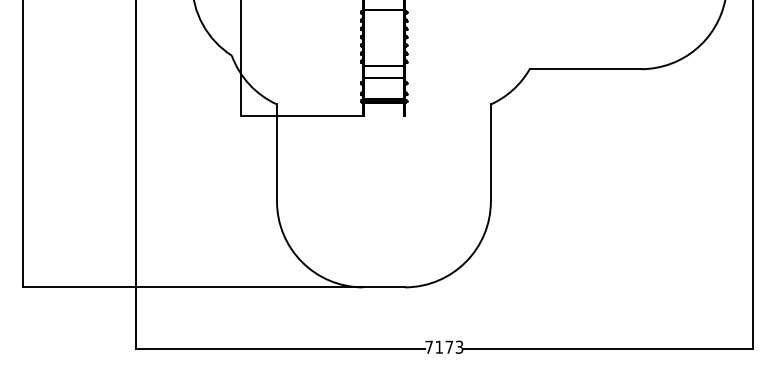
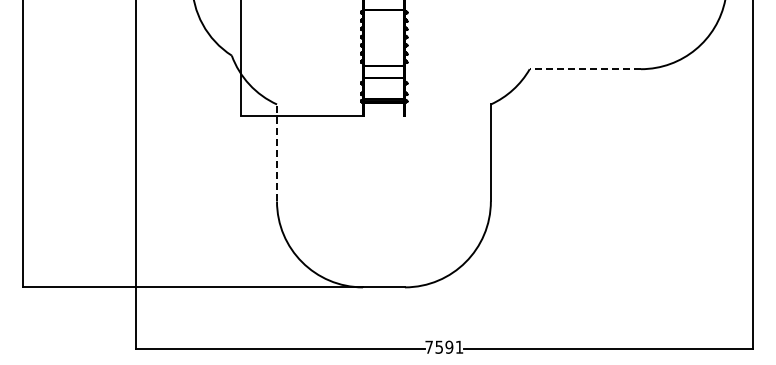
line: solid -> dashed (585, 69)
line: solid -> dashed (277, 152)
text: 7173 -> 7591 (449, 346)
